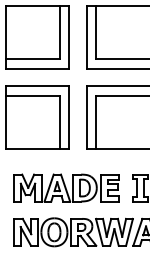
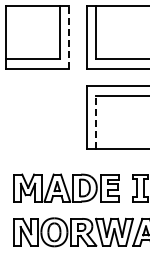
line: solid -> dashed (69, 36)
part: present -> none (37, 117)
line: solid -> dashed (96, 122)
